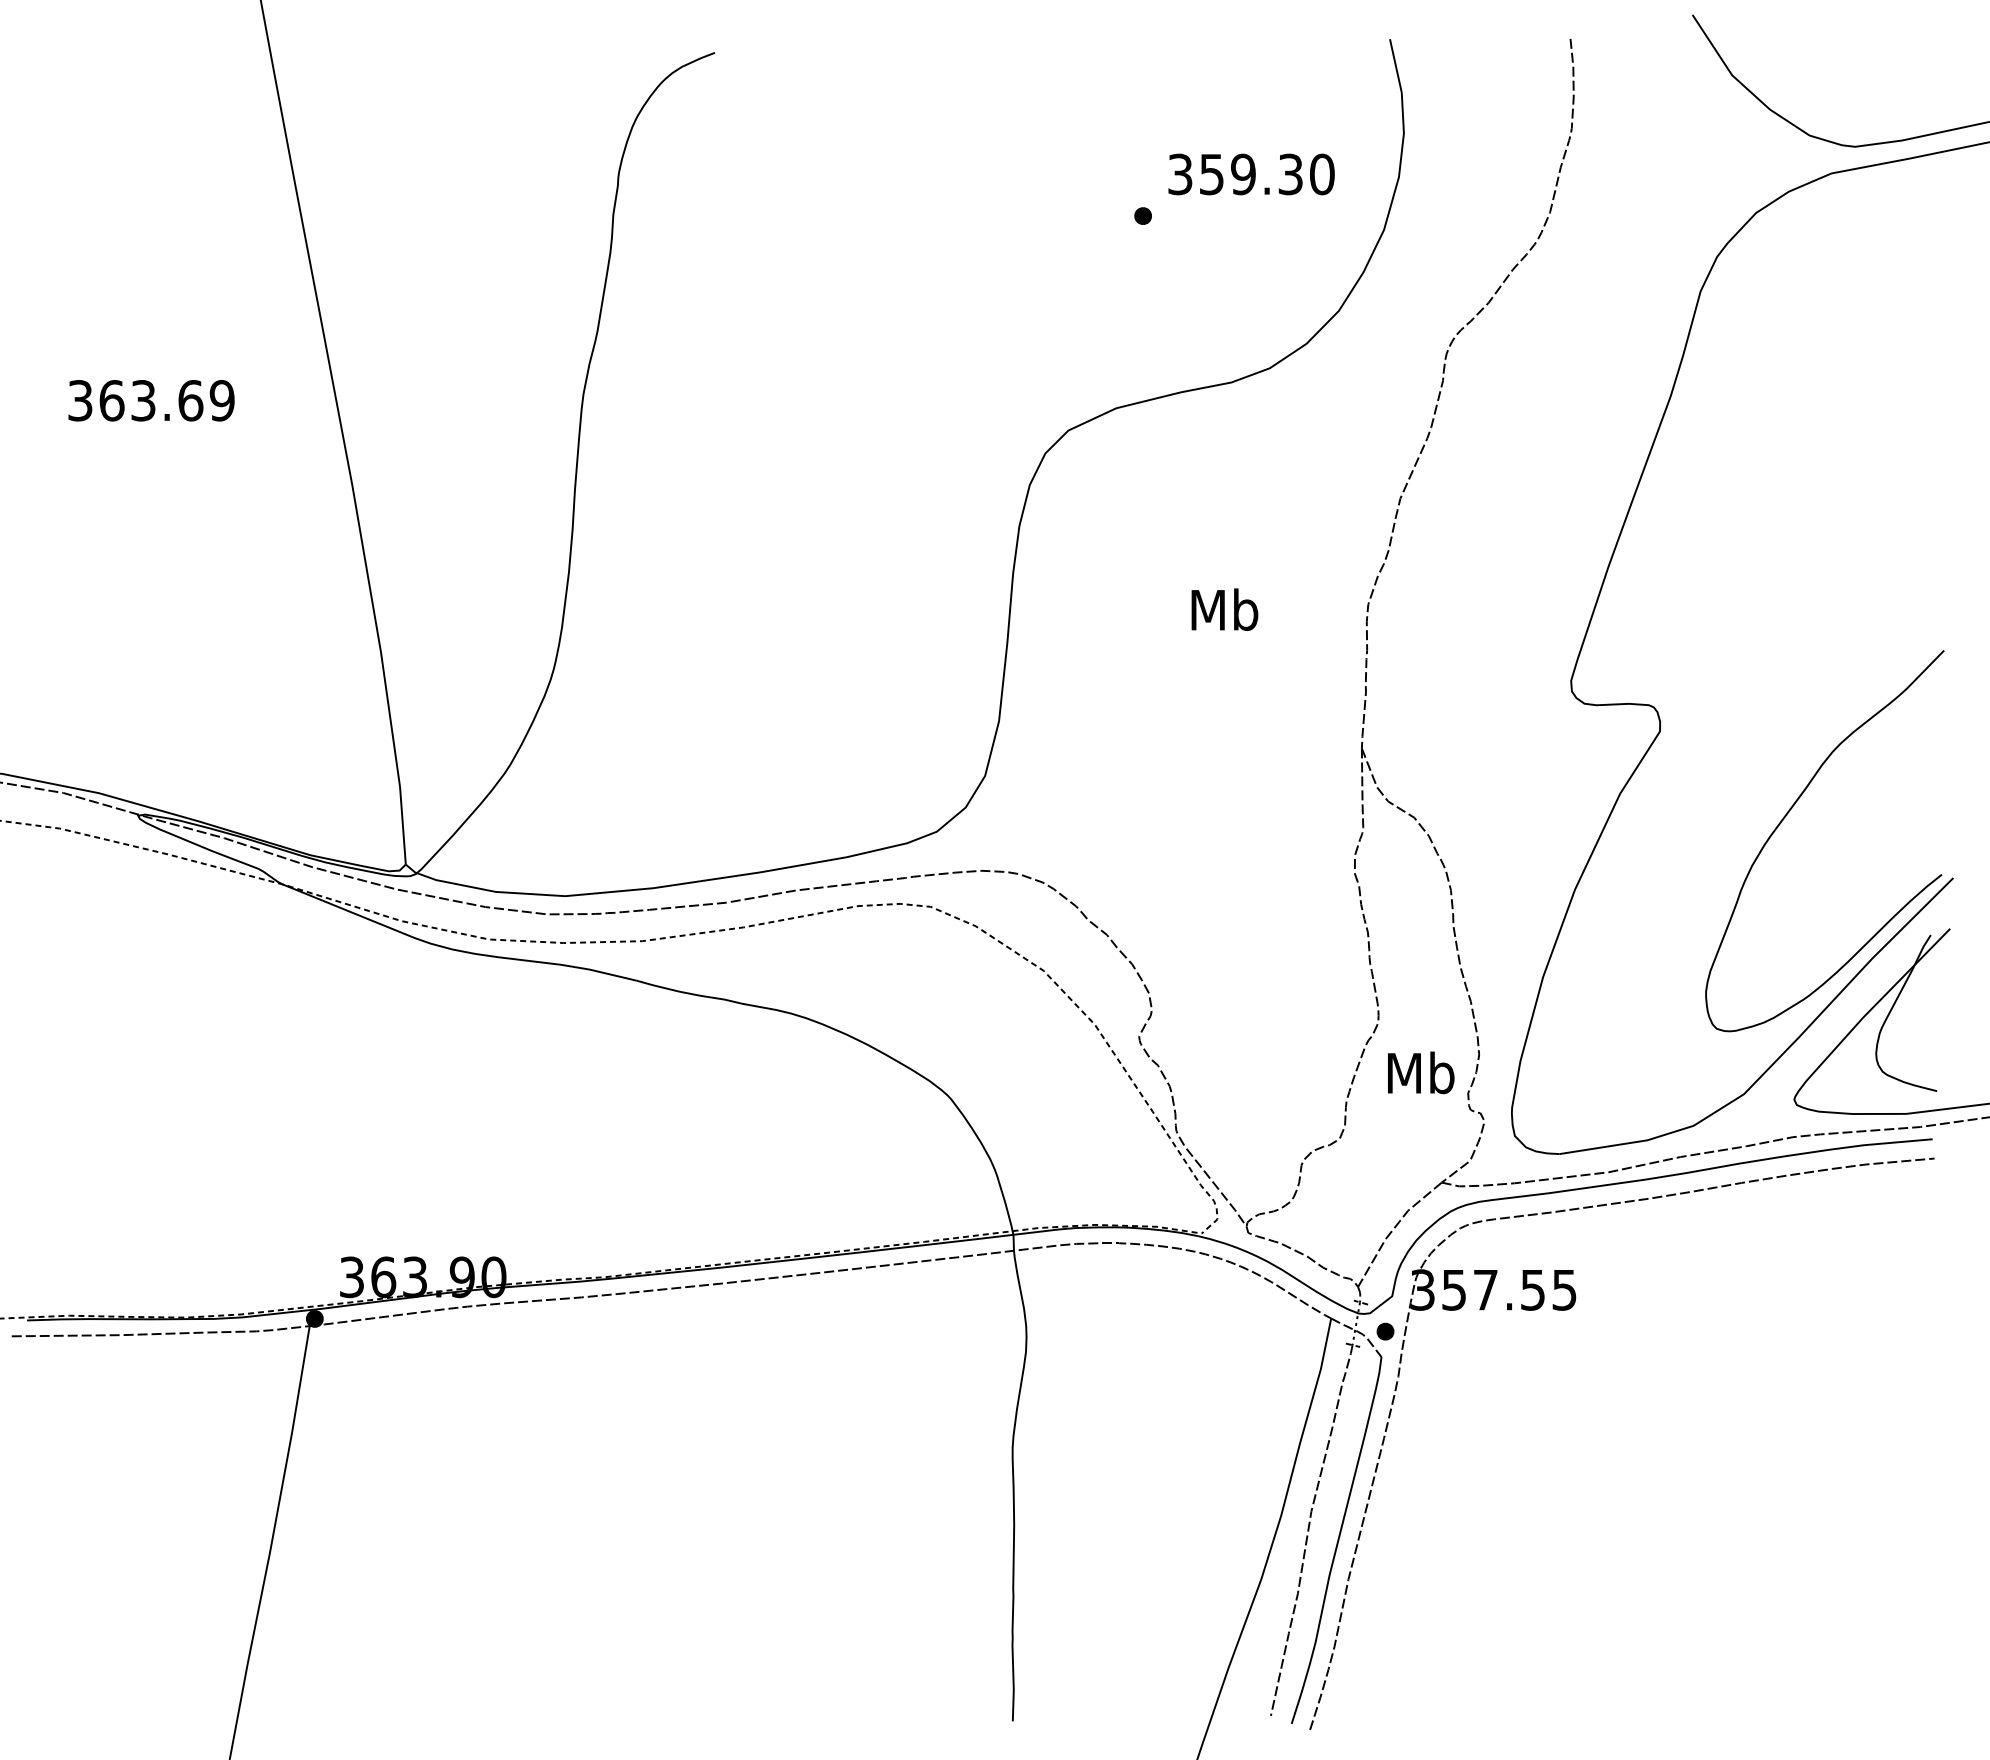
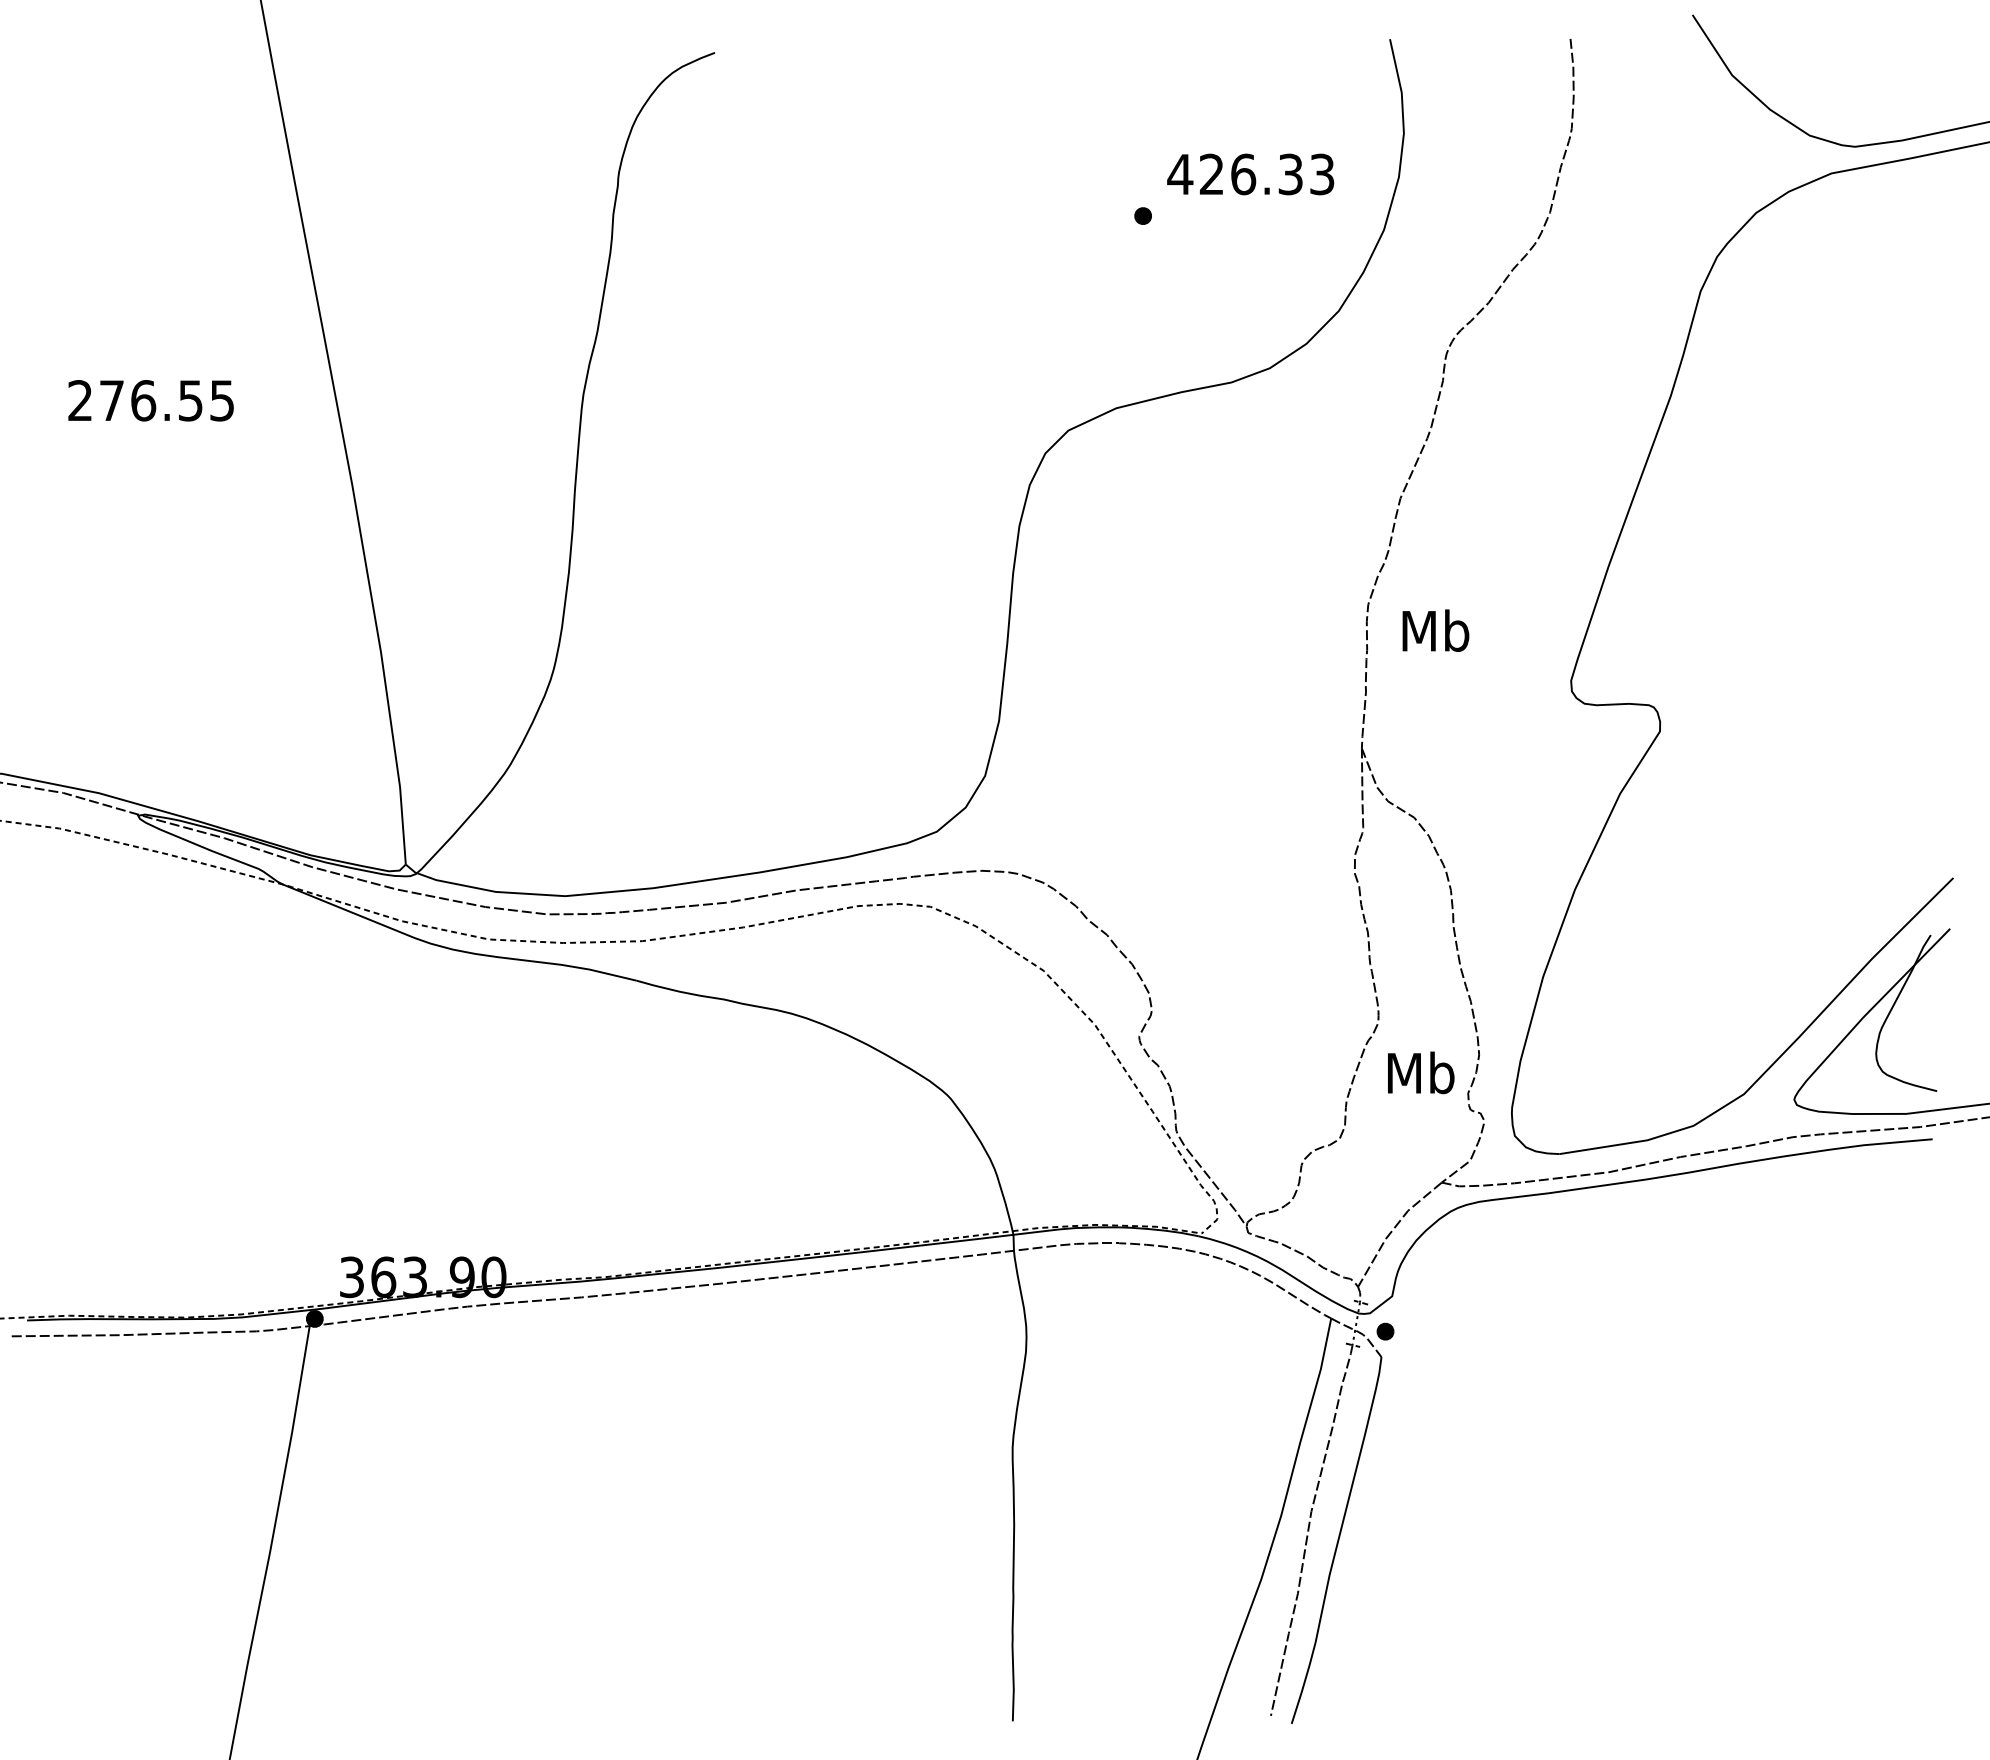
text: 359.30 -> 426.33 (1250, 174)
text: 363.69 -> 276.55 (151, 400)
text position: (1224, 609) -> (1435, 630) (1435, 630)
curve: present -> none (1789, 812)
part: present -> none (1567, 1310)
